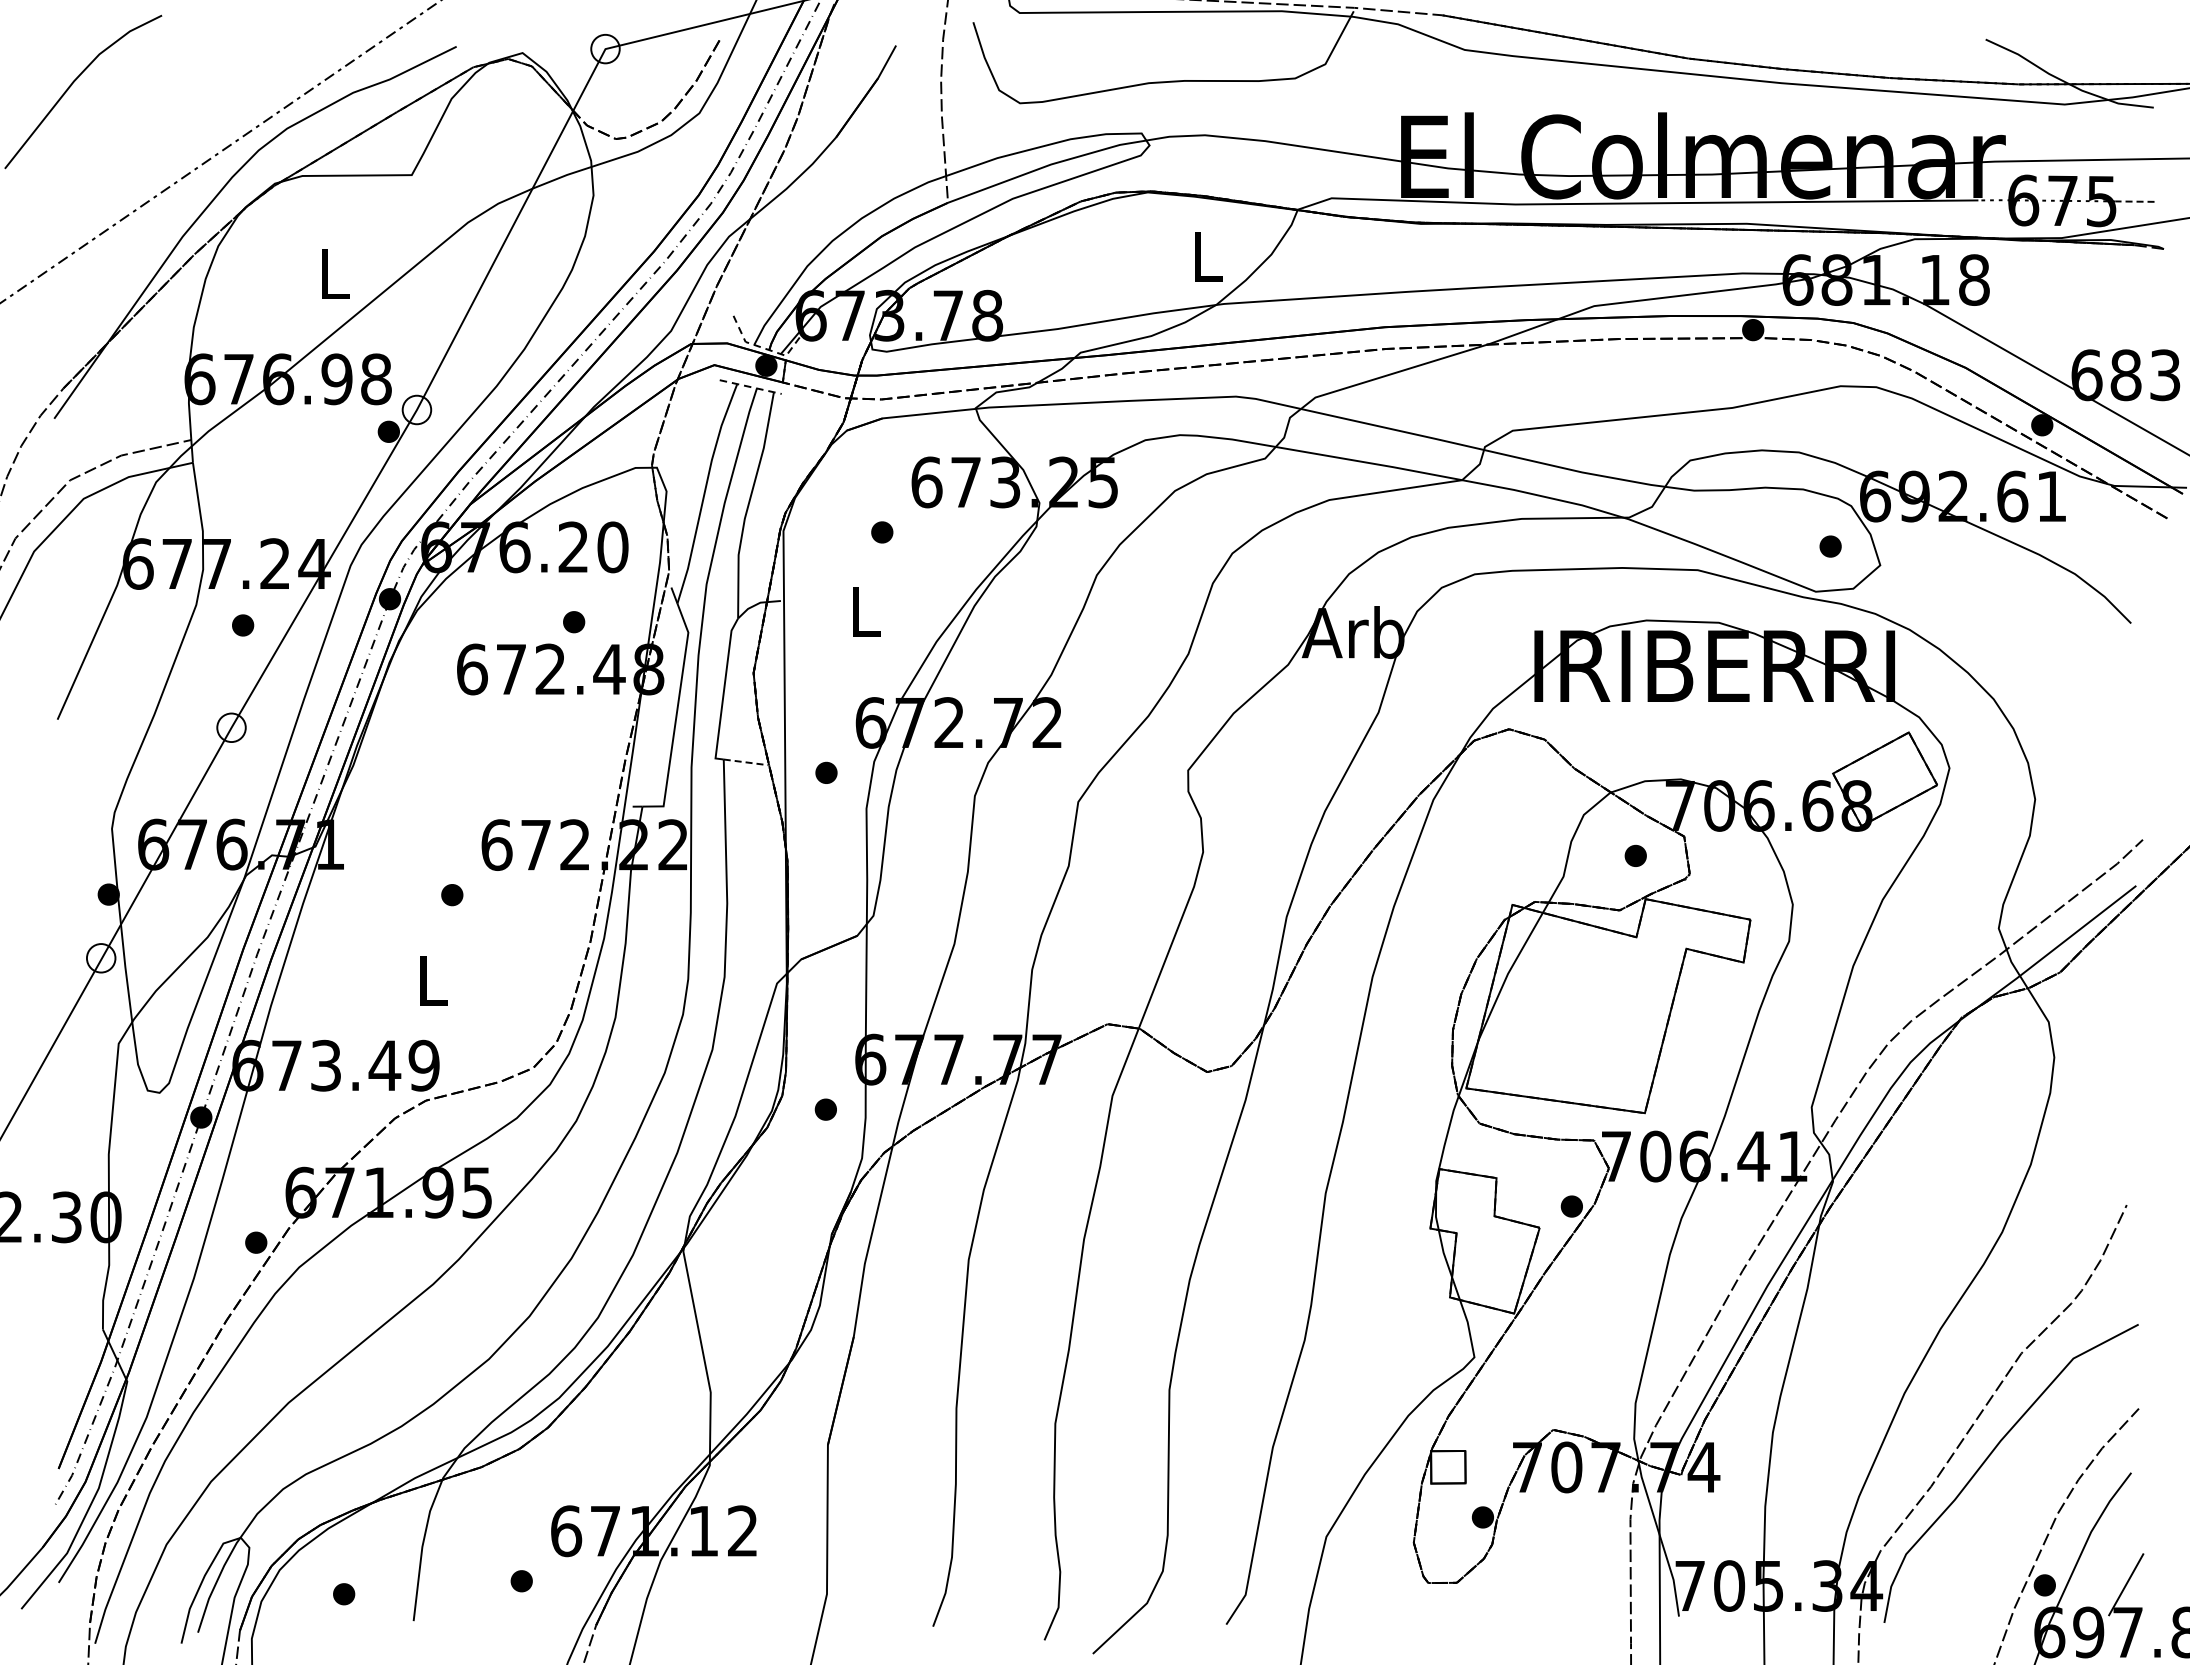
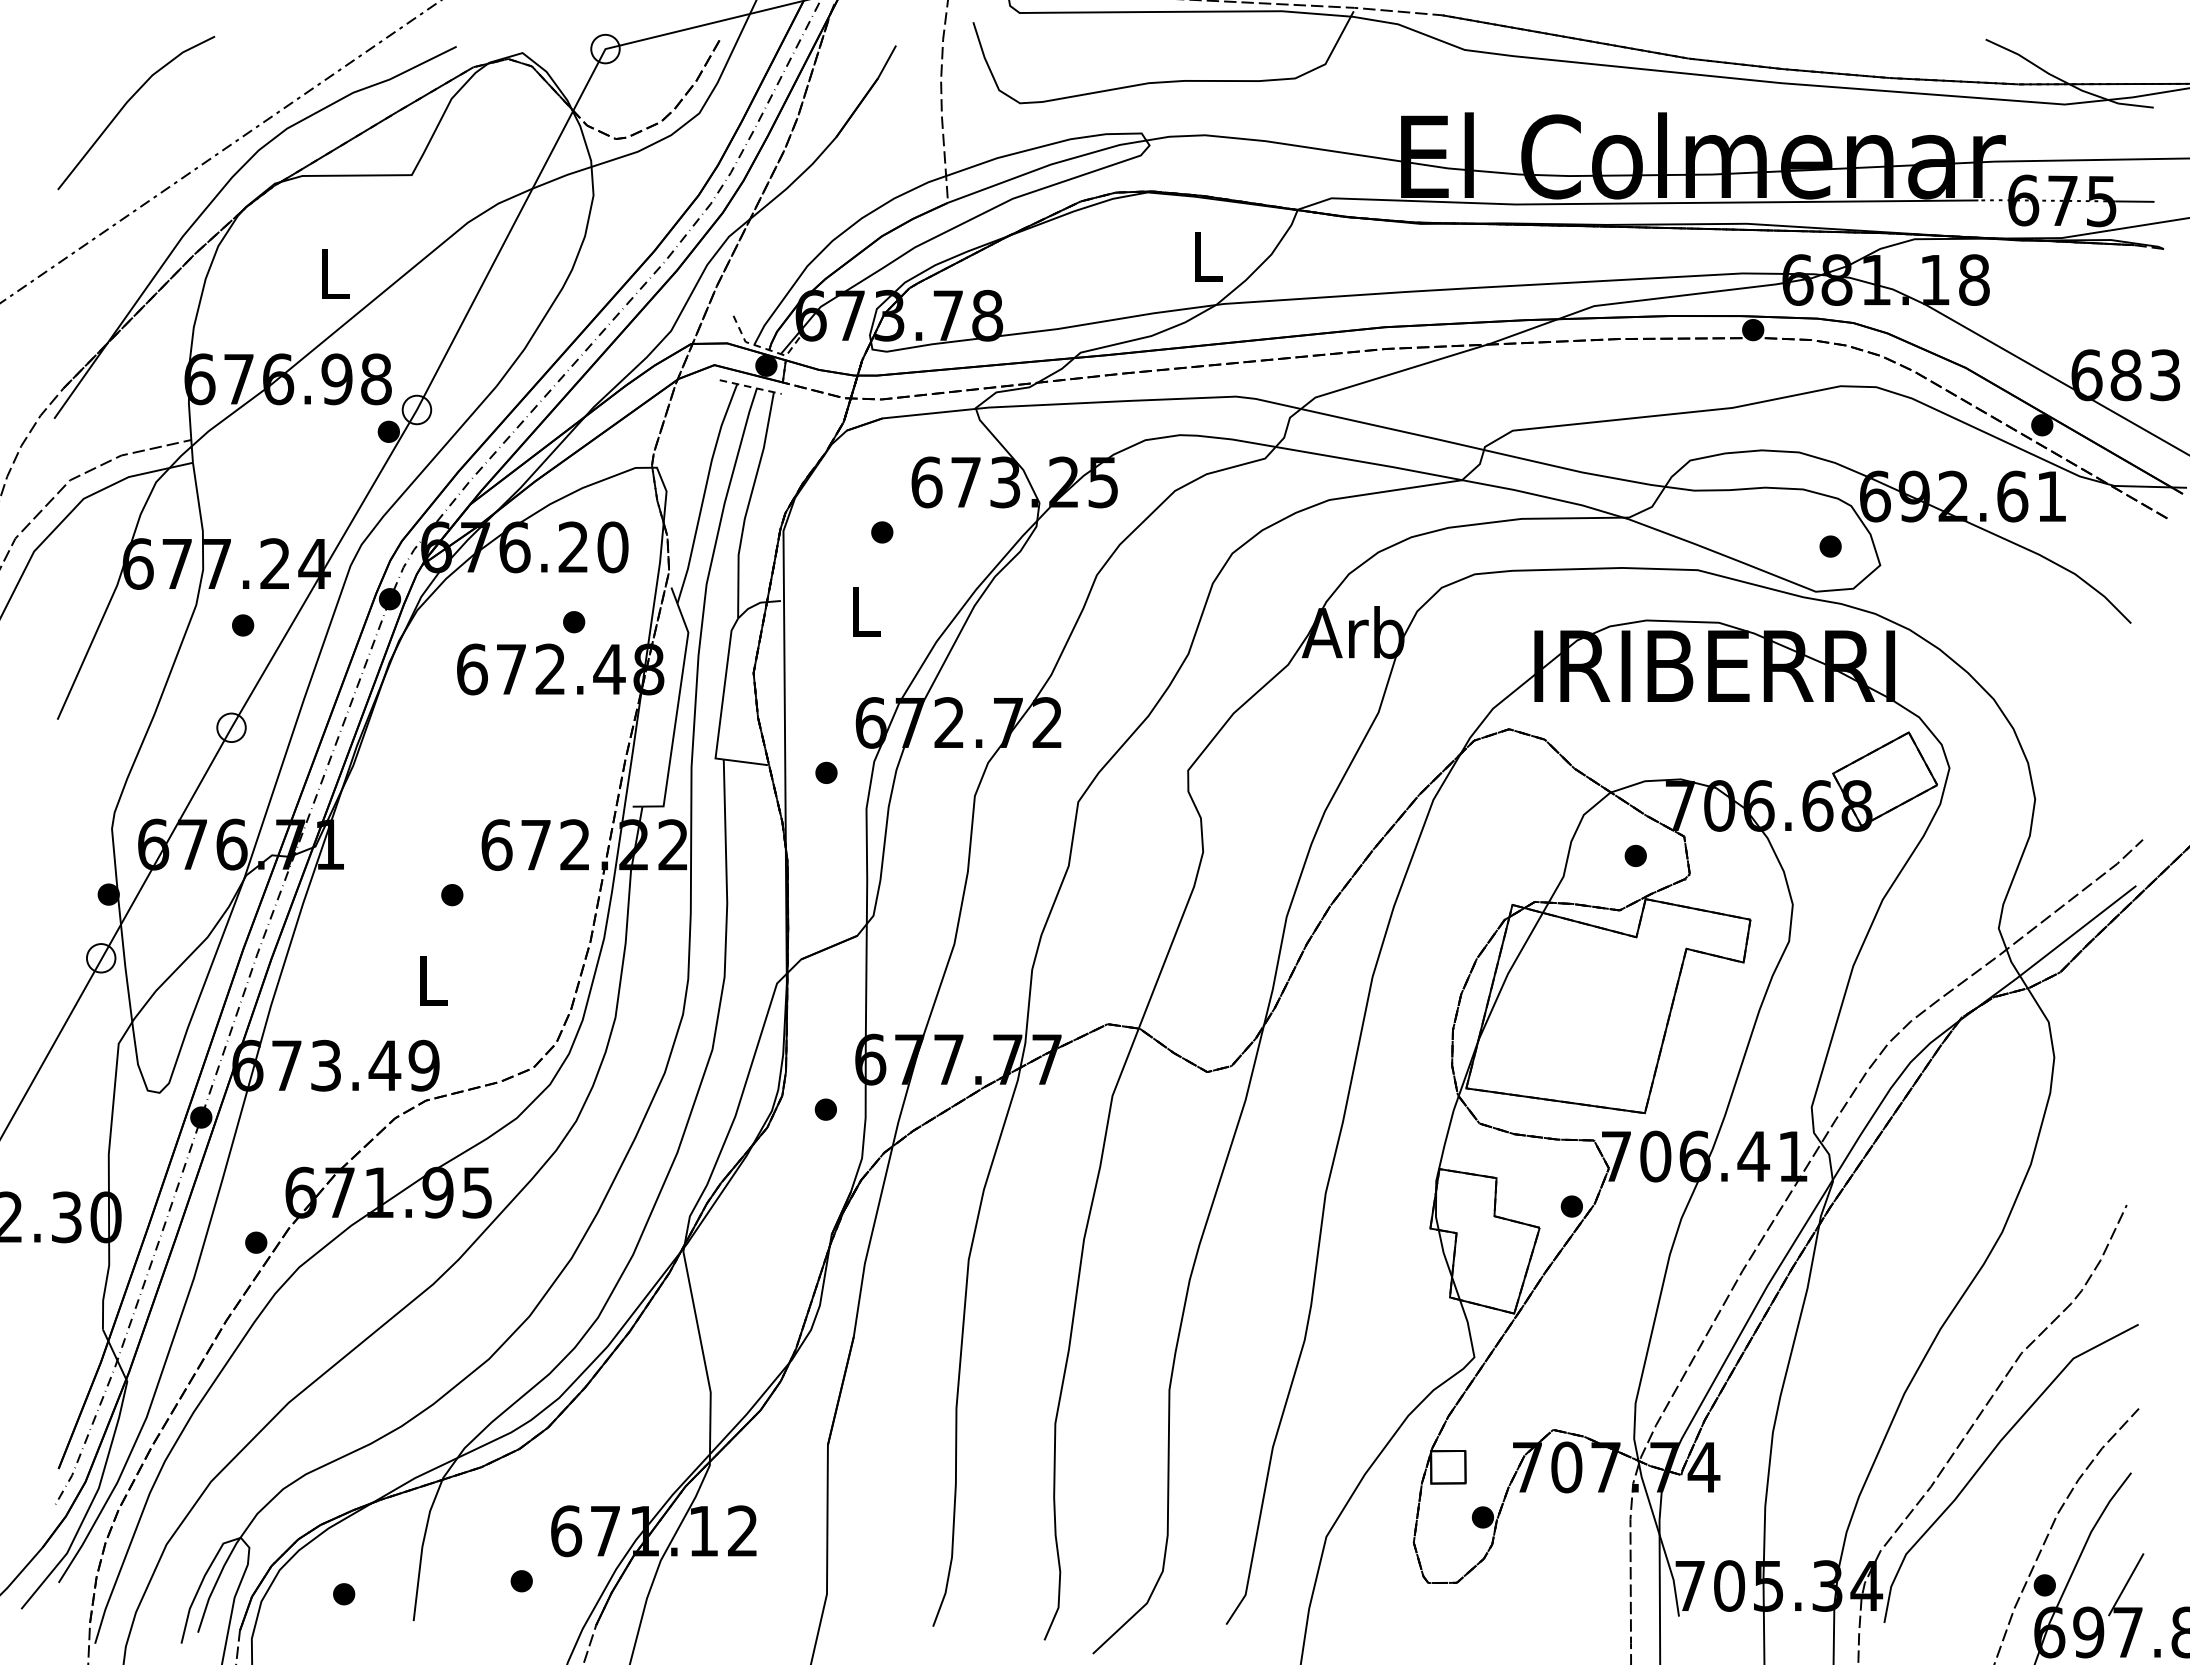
line position: (74, 82) -> (127, 103) (127, 103)
line: dashed -> solid (2134, 201)
line: dashed -> solid (746, 762)
